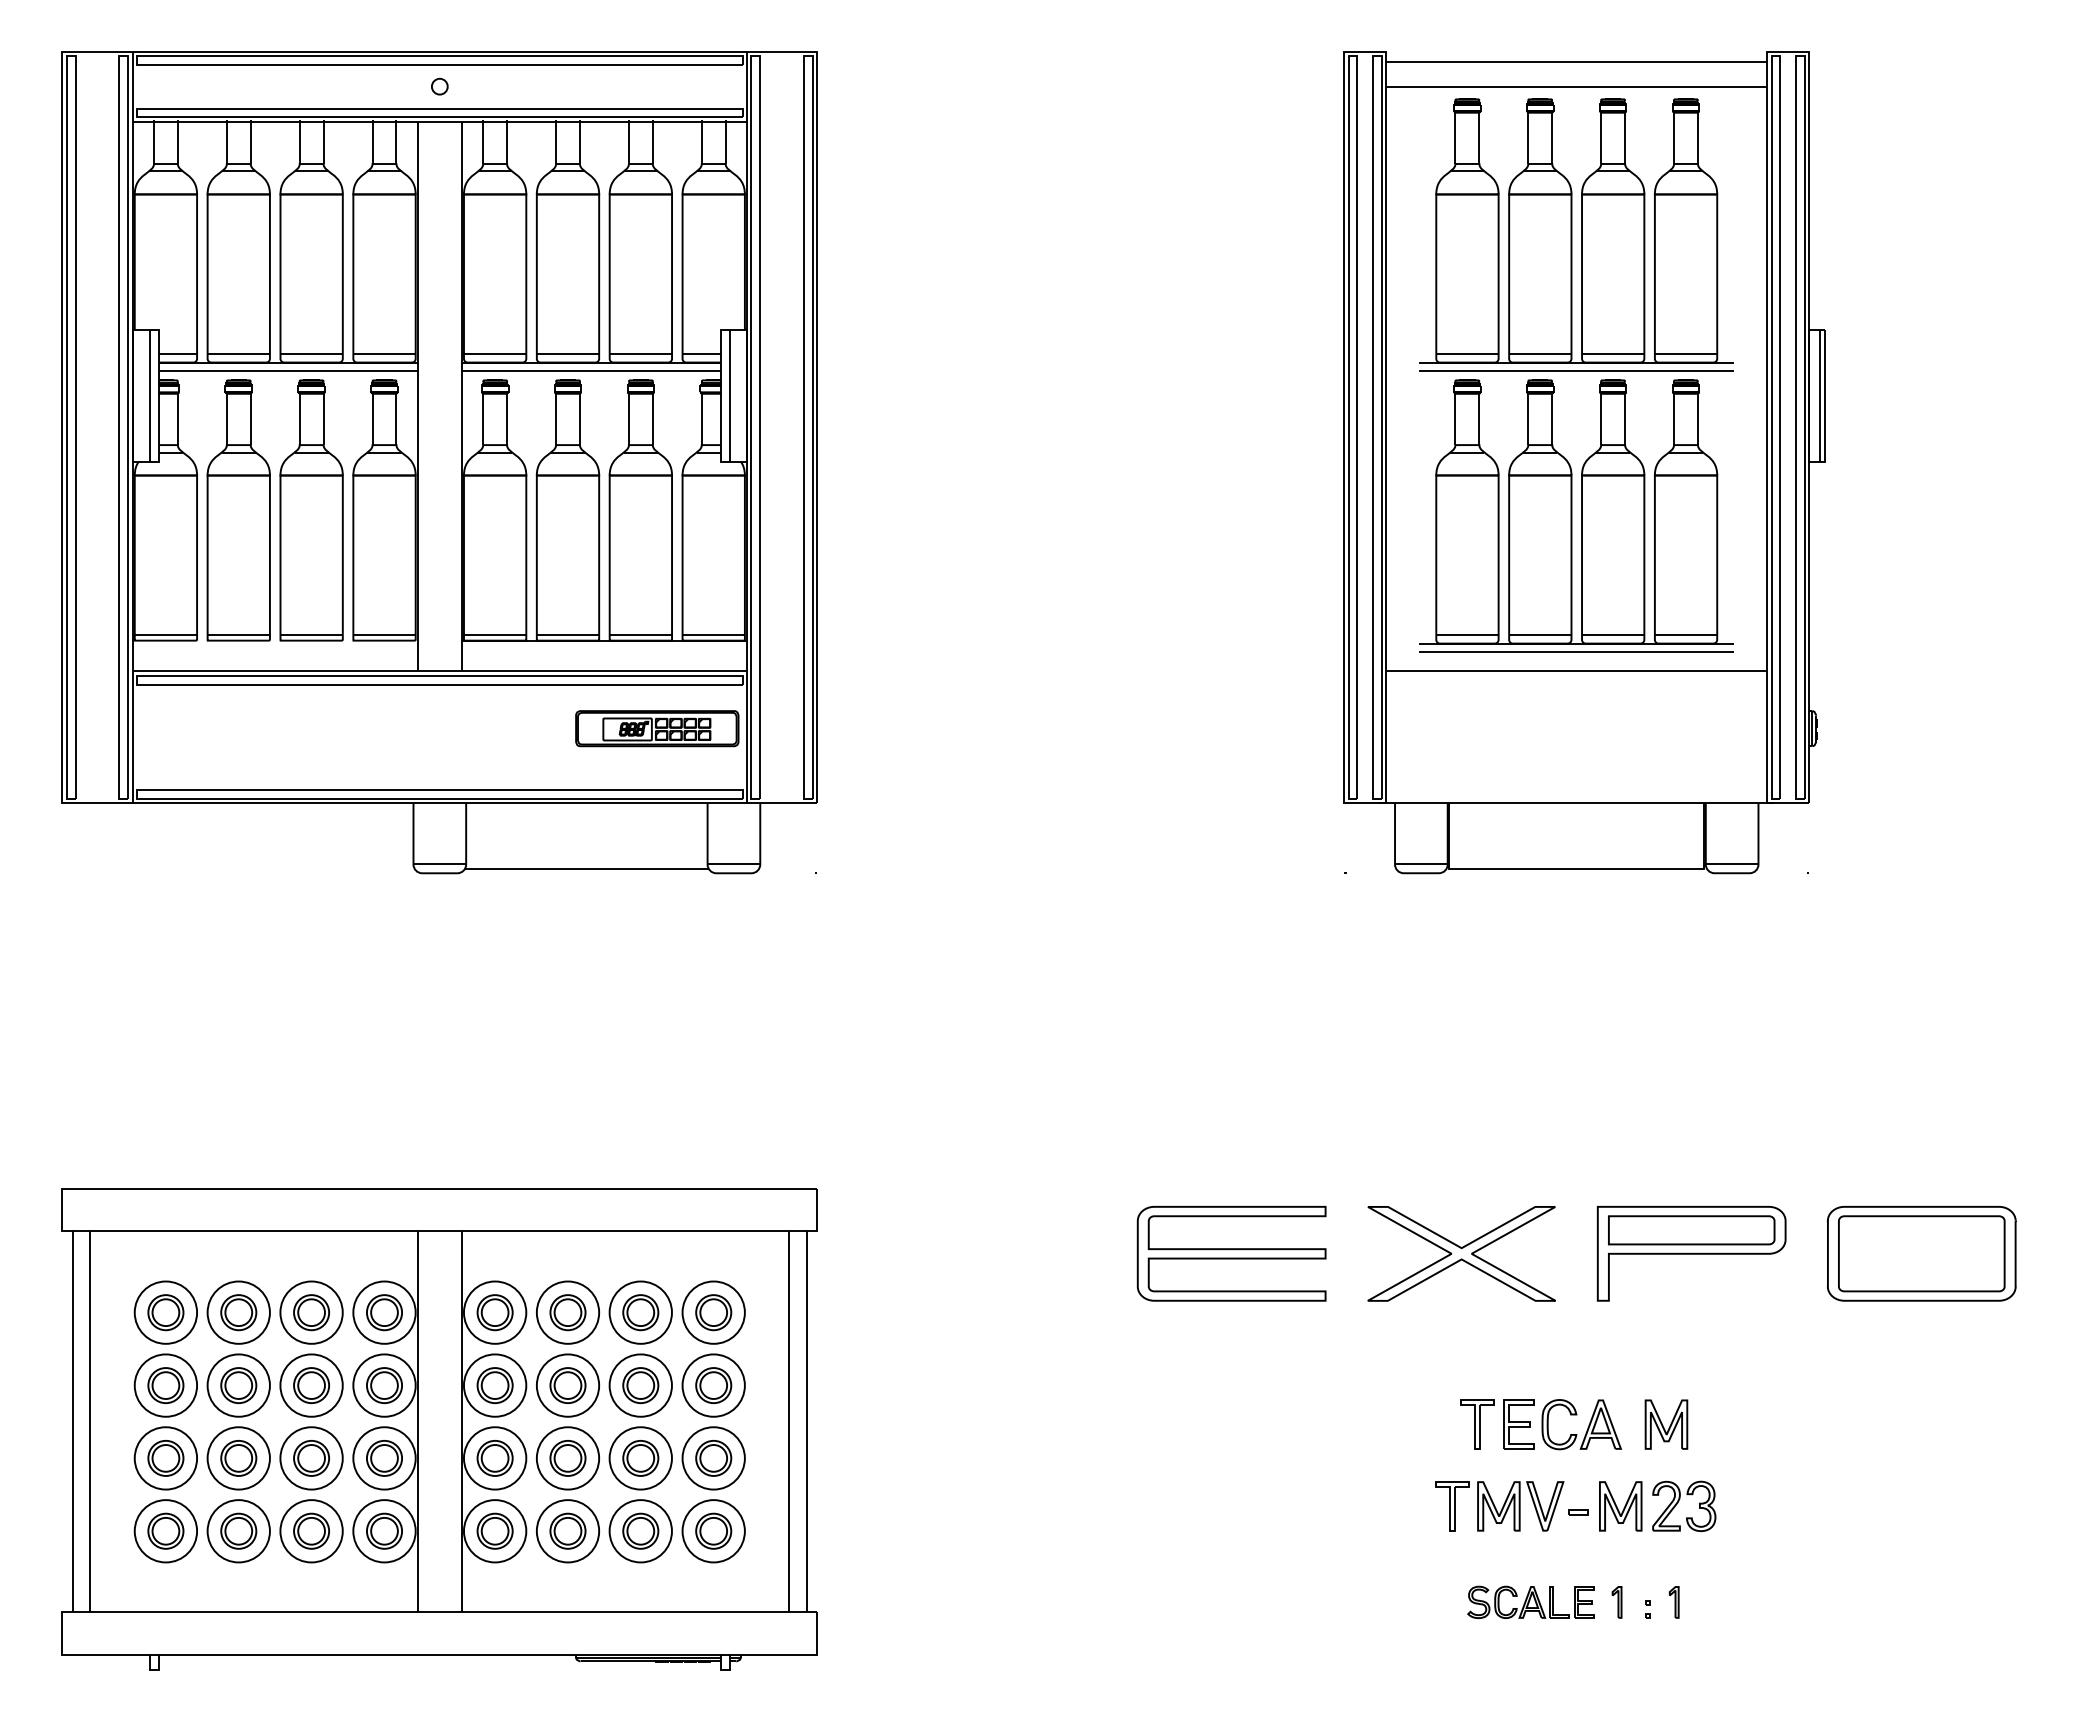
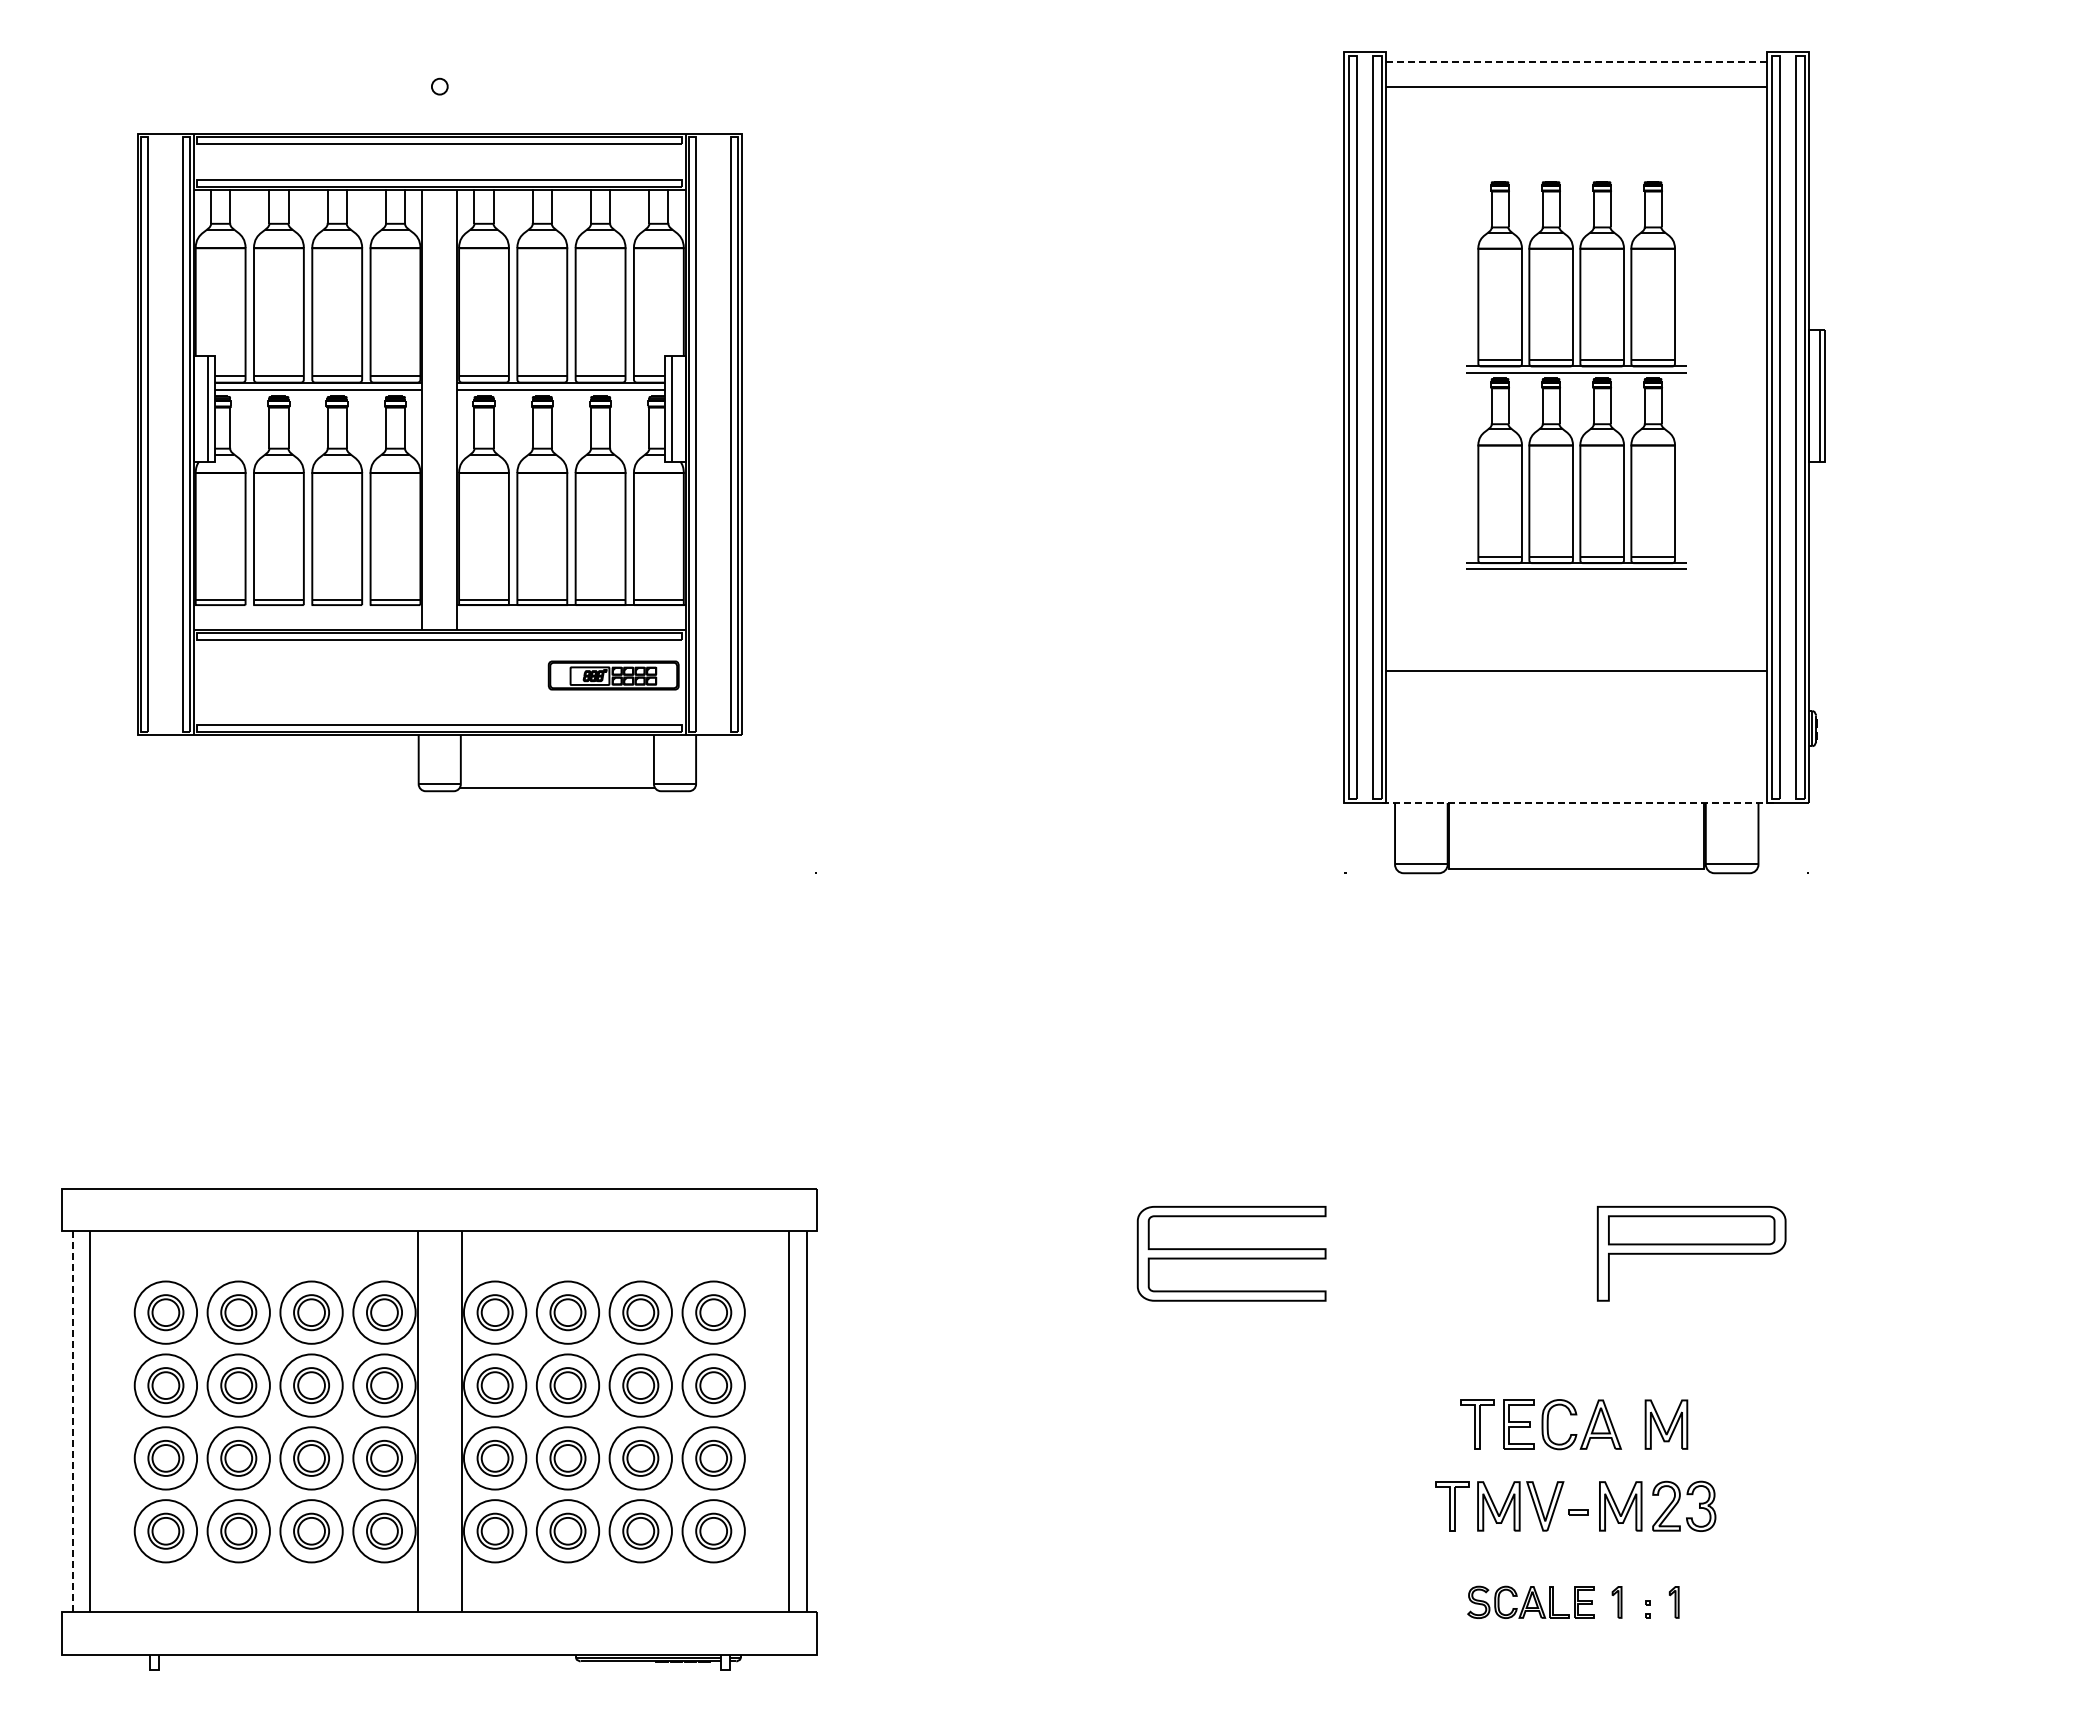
line: solid -> dashed (1576, 62)
part size: 315x555 px -> 221x389 px (1576, 375)
part size: 757x824 px -> 606x660 px (439, 462)
line: solid -> dashed (1576, 803)
part: present -> none (1461, 1253)
part: present -> none (1921, 1253)
line: solid -> dashed (72, 1421)
